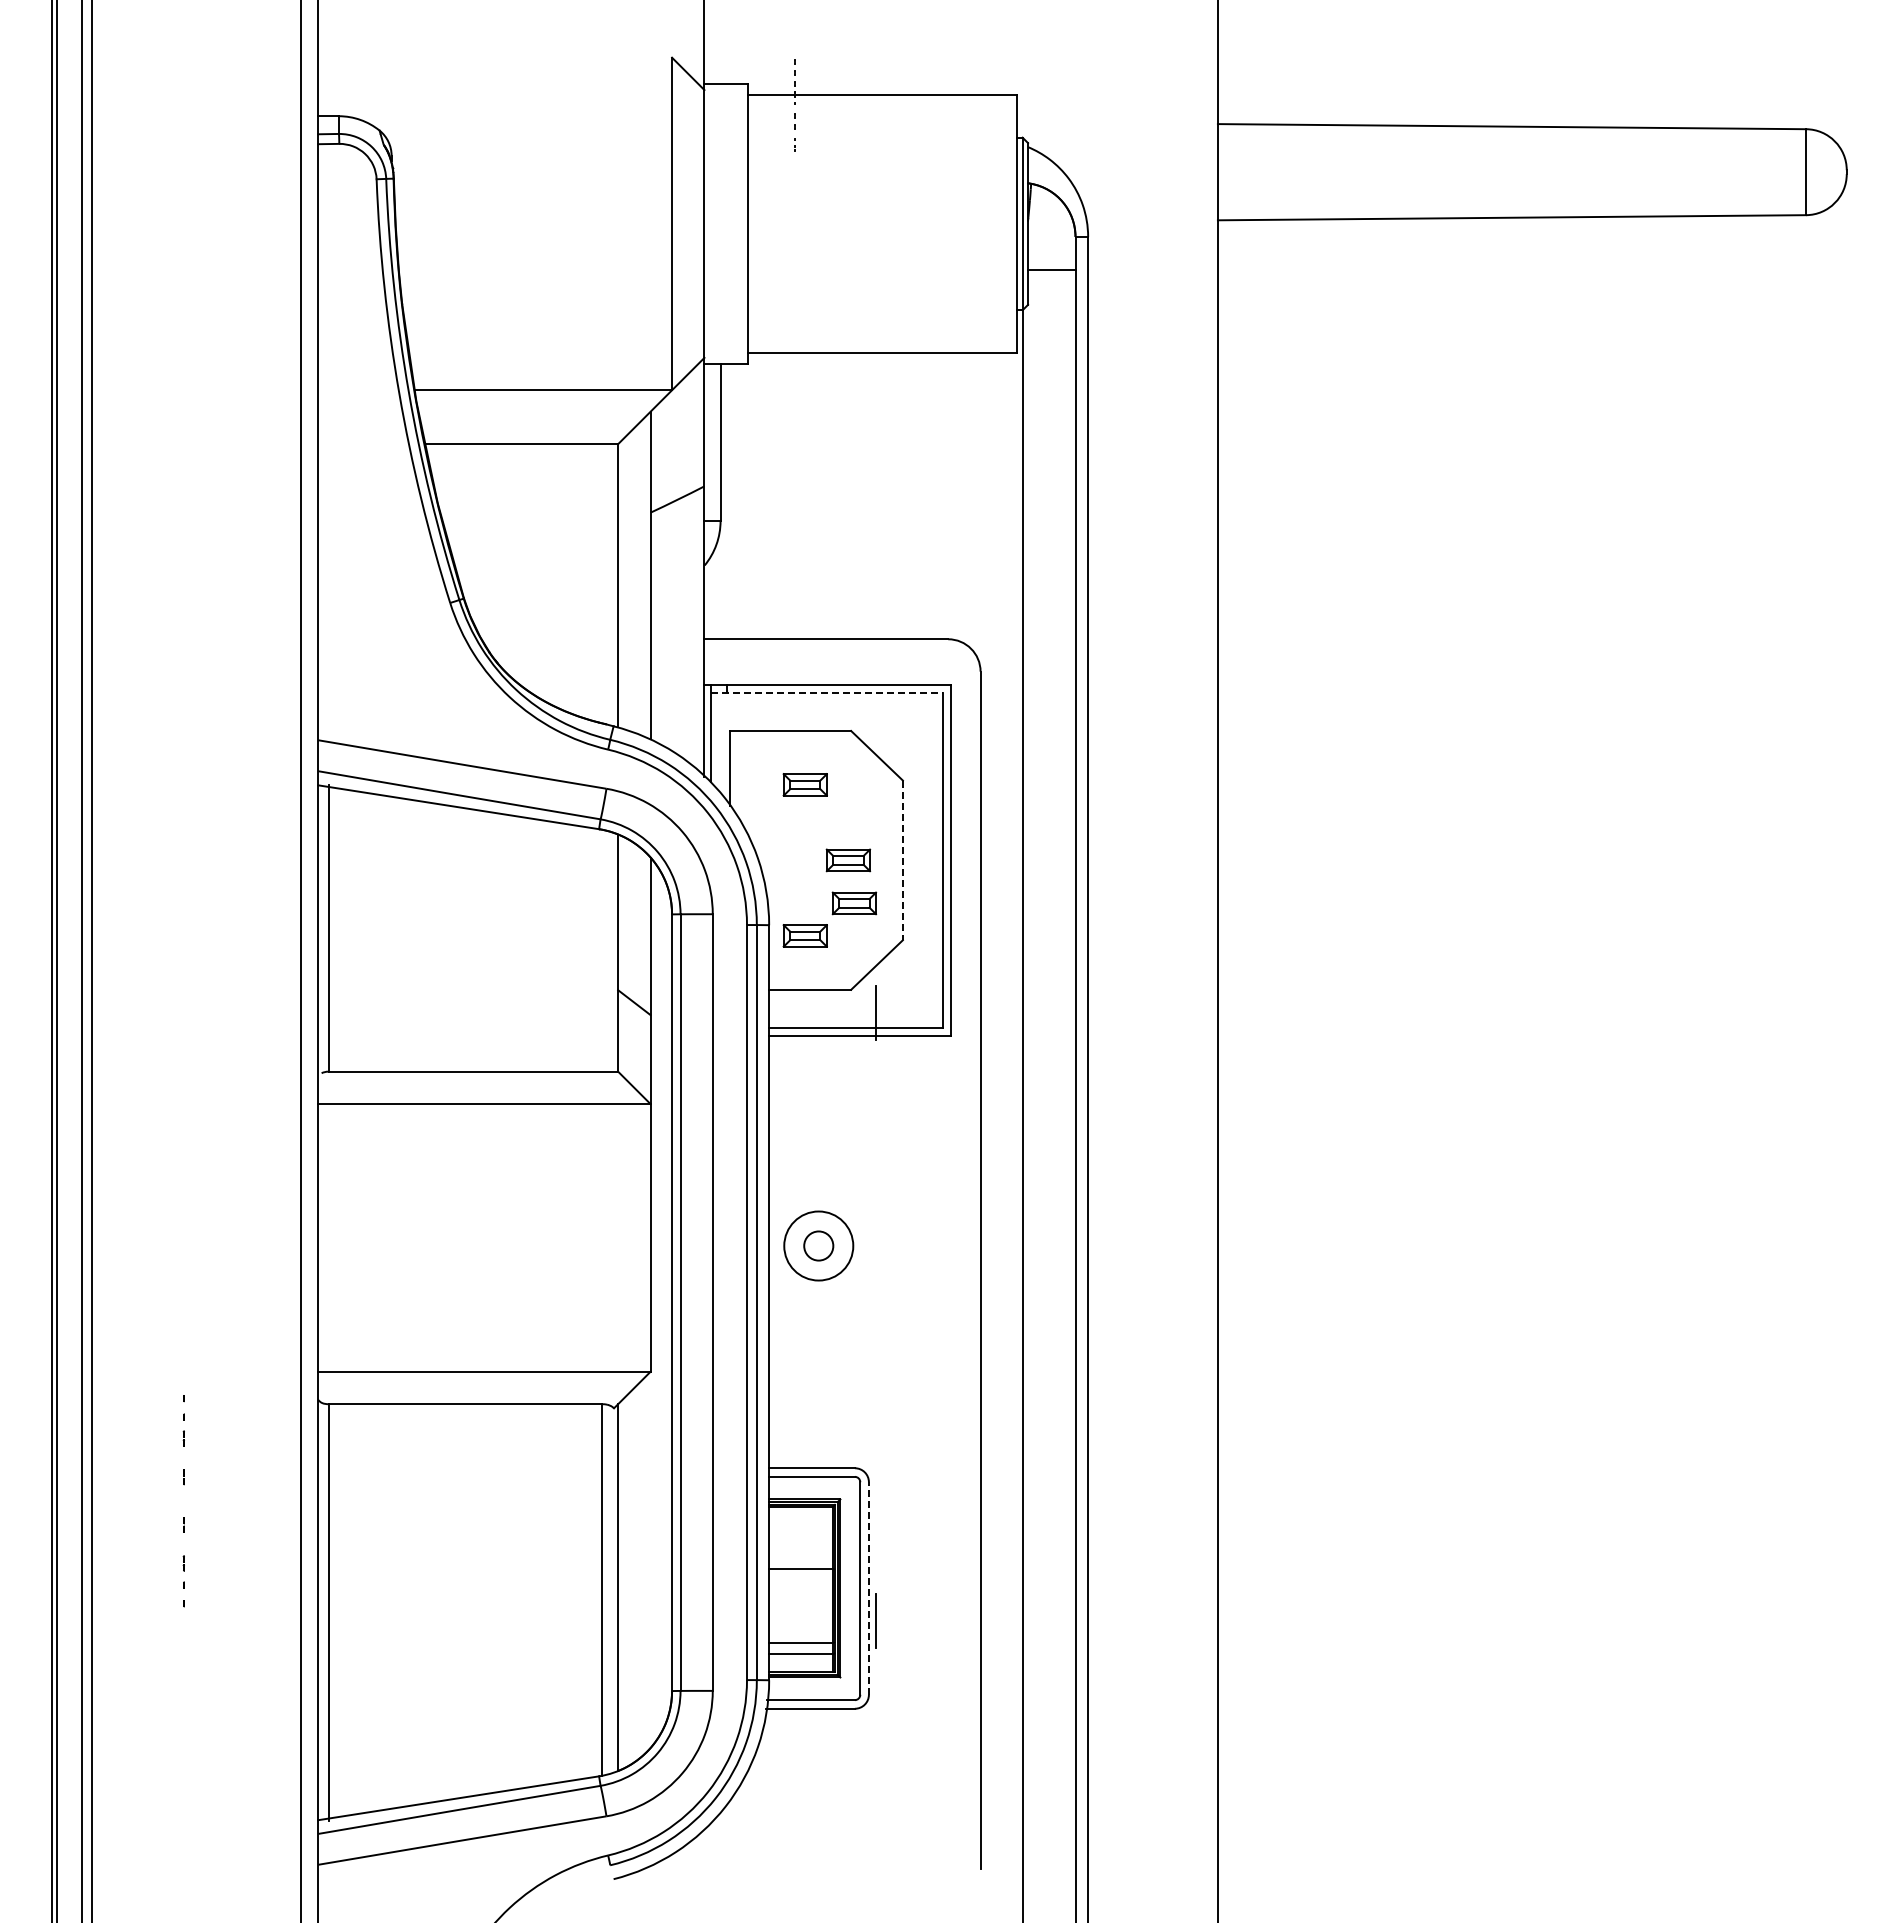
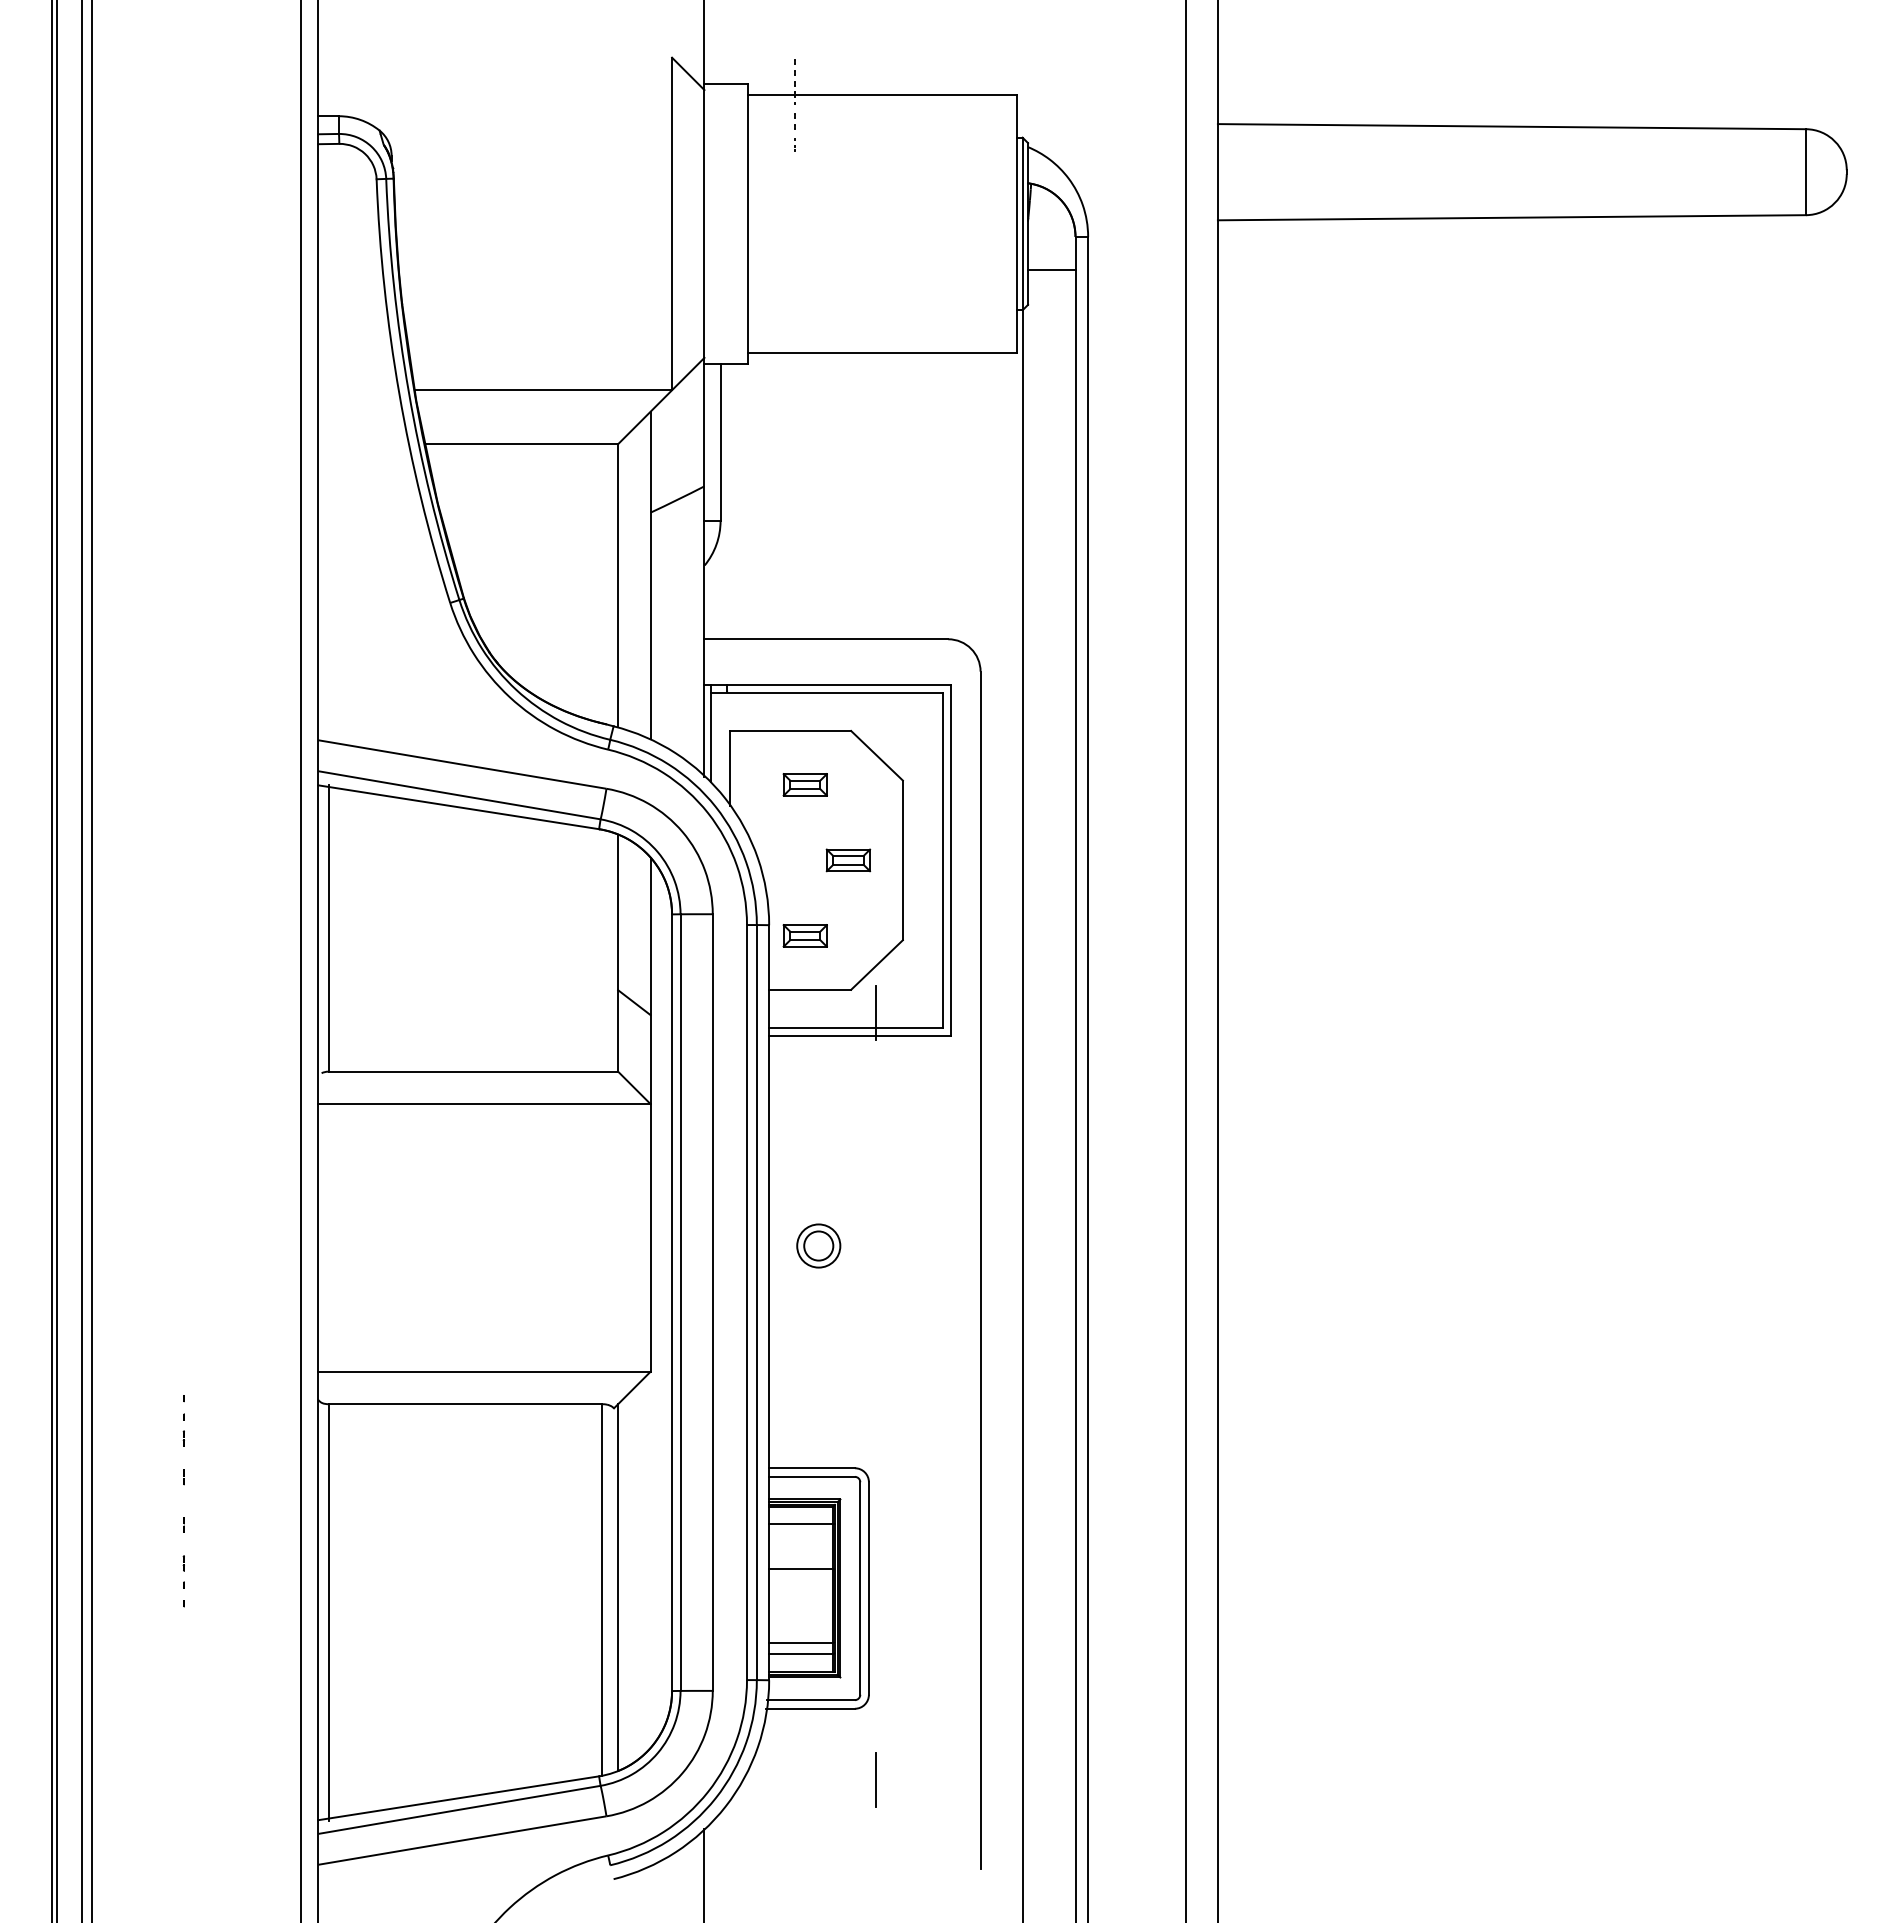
line: dashed -> solid (826, 693)
line: dashed -> solid (902, 860)
part: present -> none (854, 903)
line: none -> present (1186, 960)
circle diameter: 69 px -> 43 px (818, 1245)
line: none -> present (801, 1523)
line: dashed -> solid (868, 1588)
line position: (875, 1620) -> (875, 1779) (875, 1779)
line: none -> present (704, 1873)
